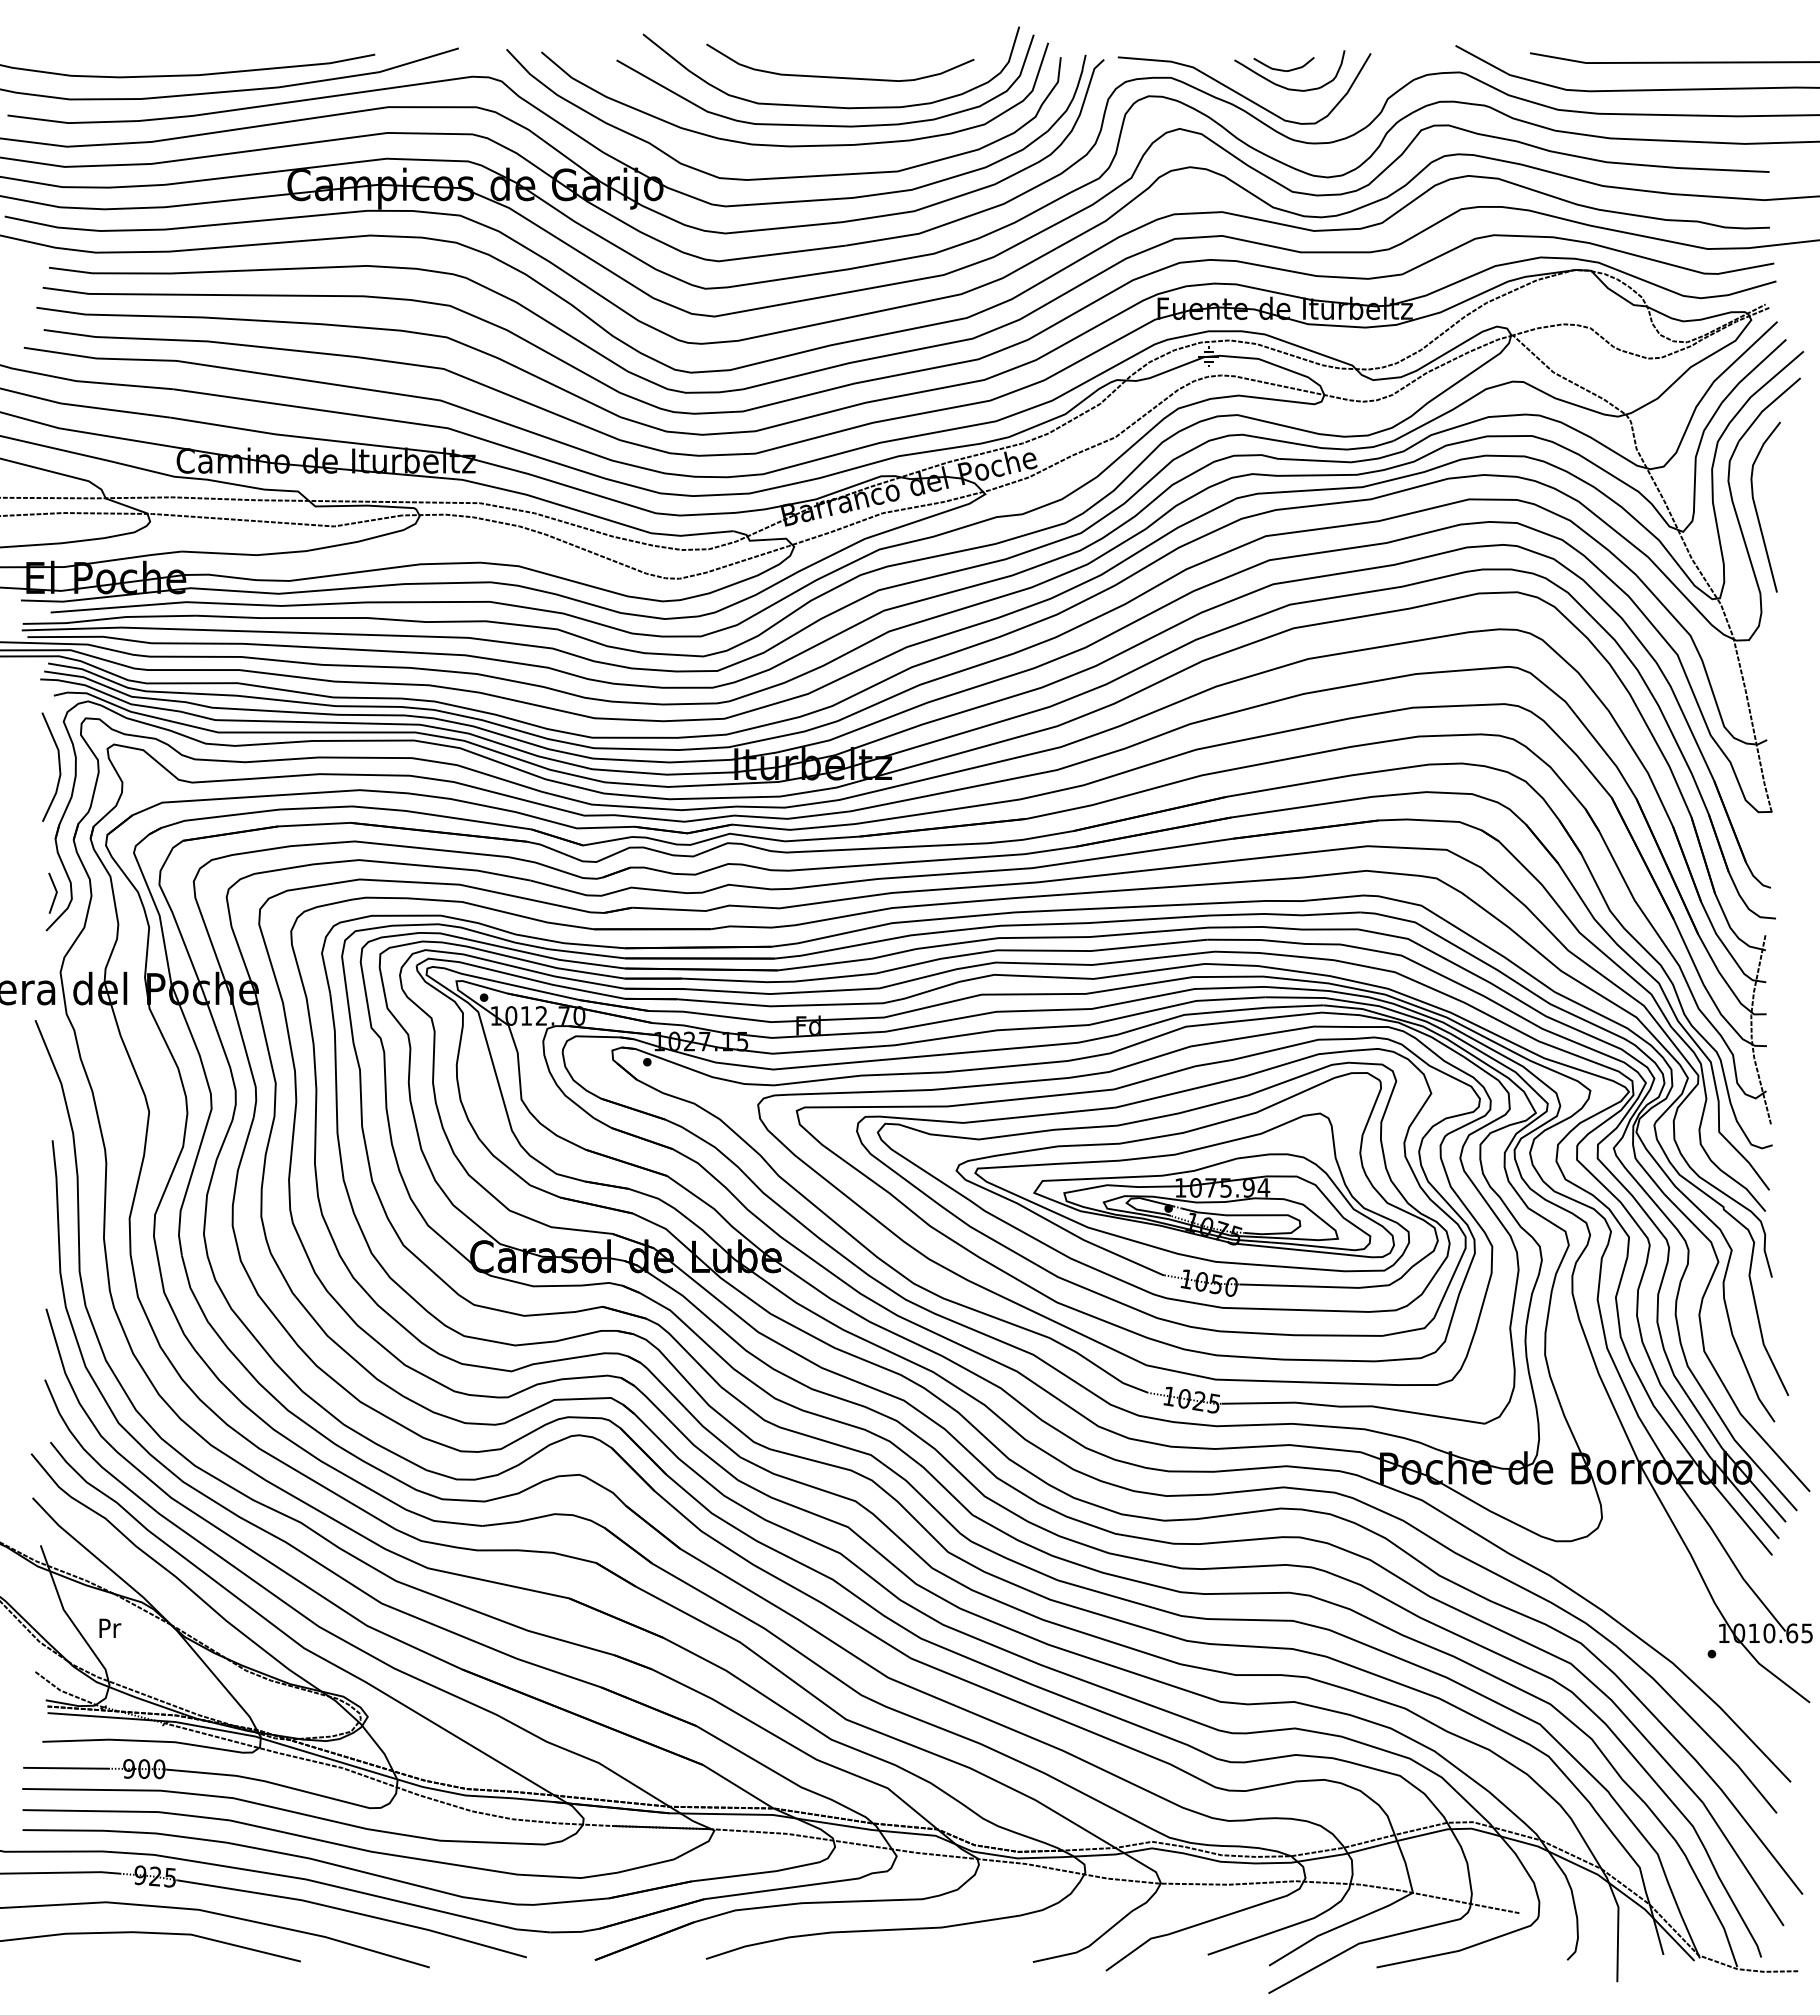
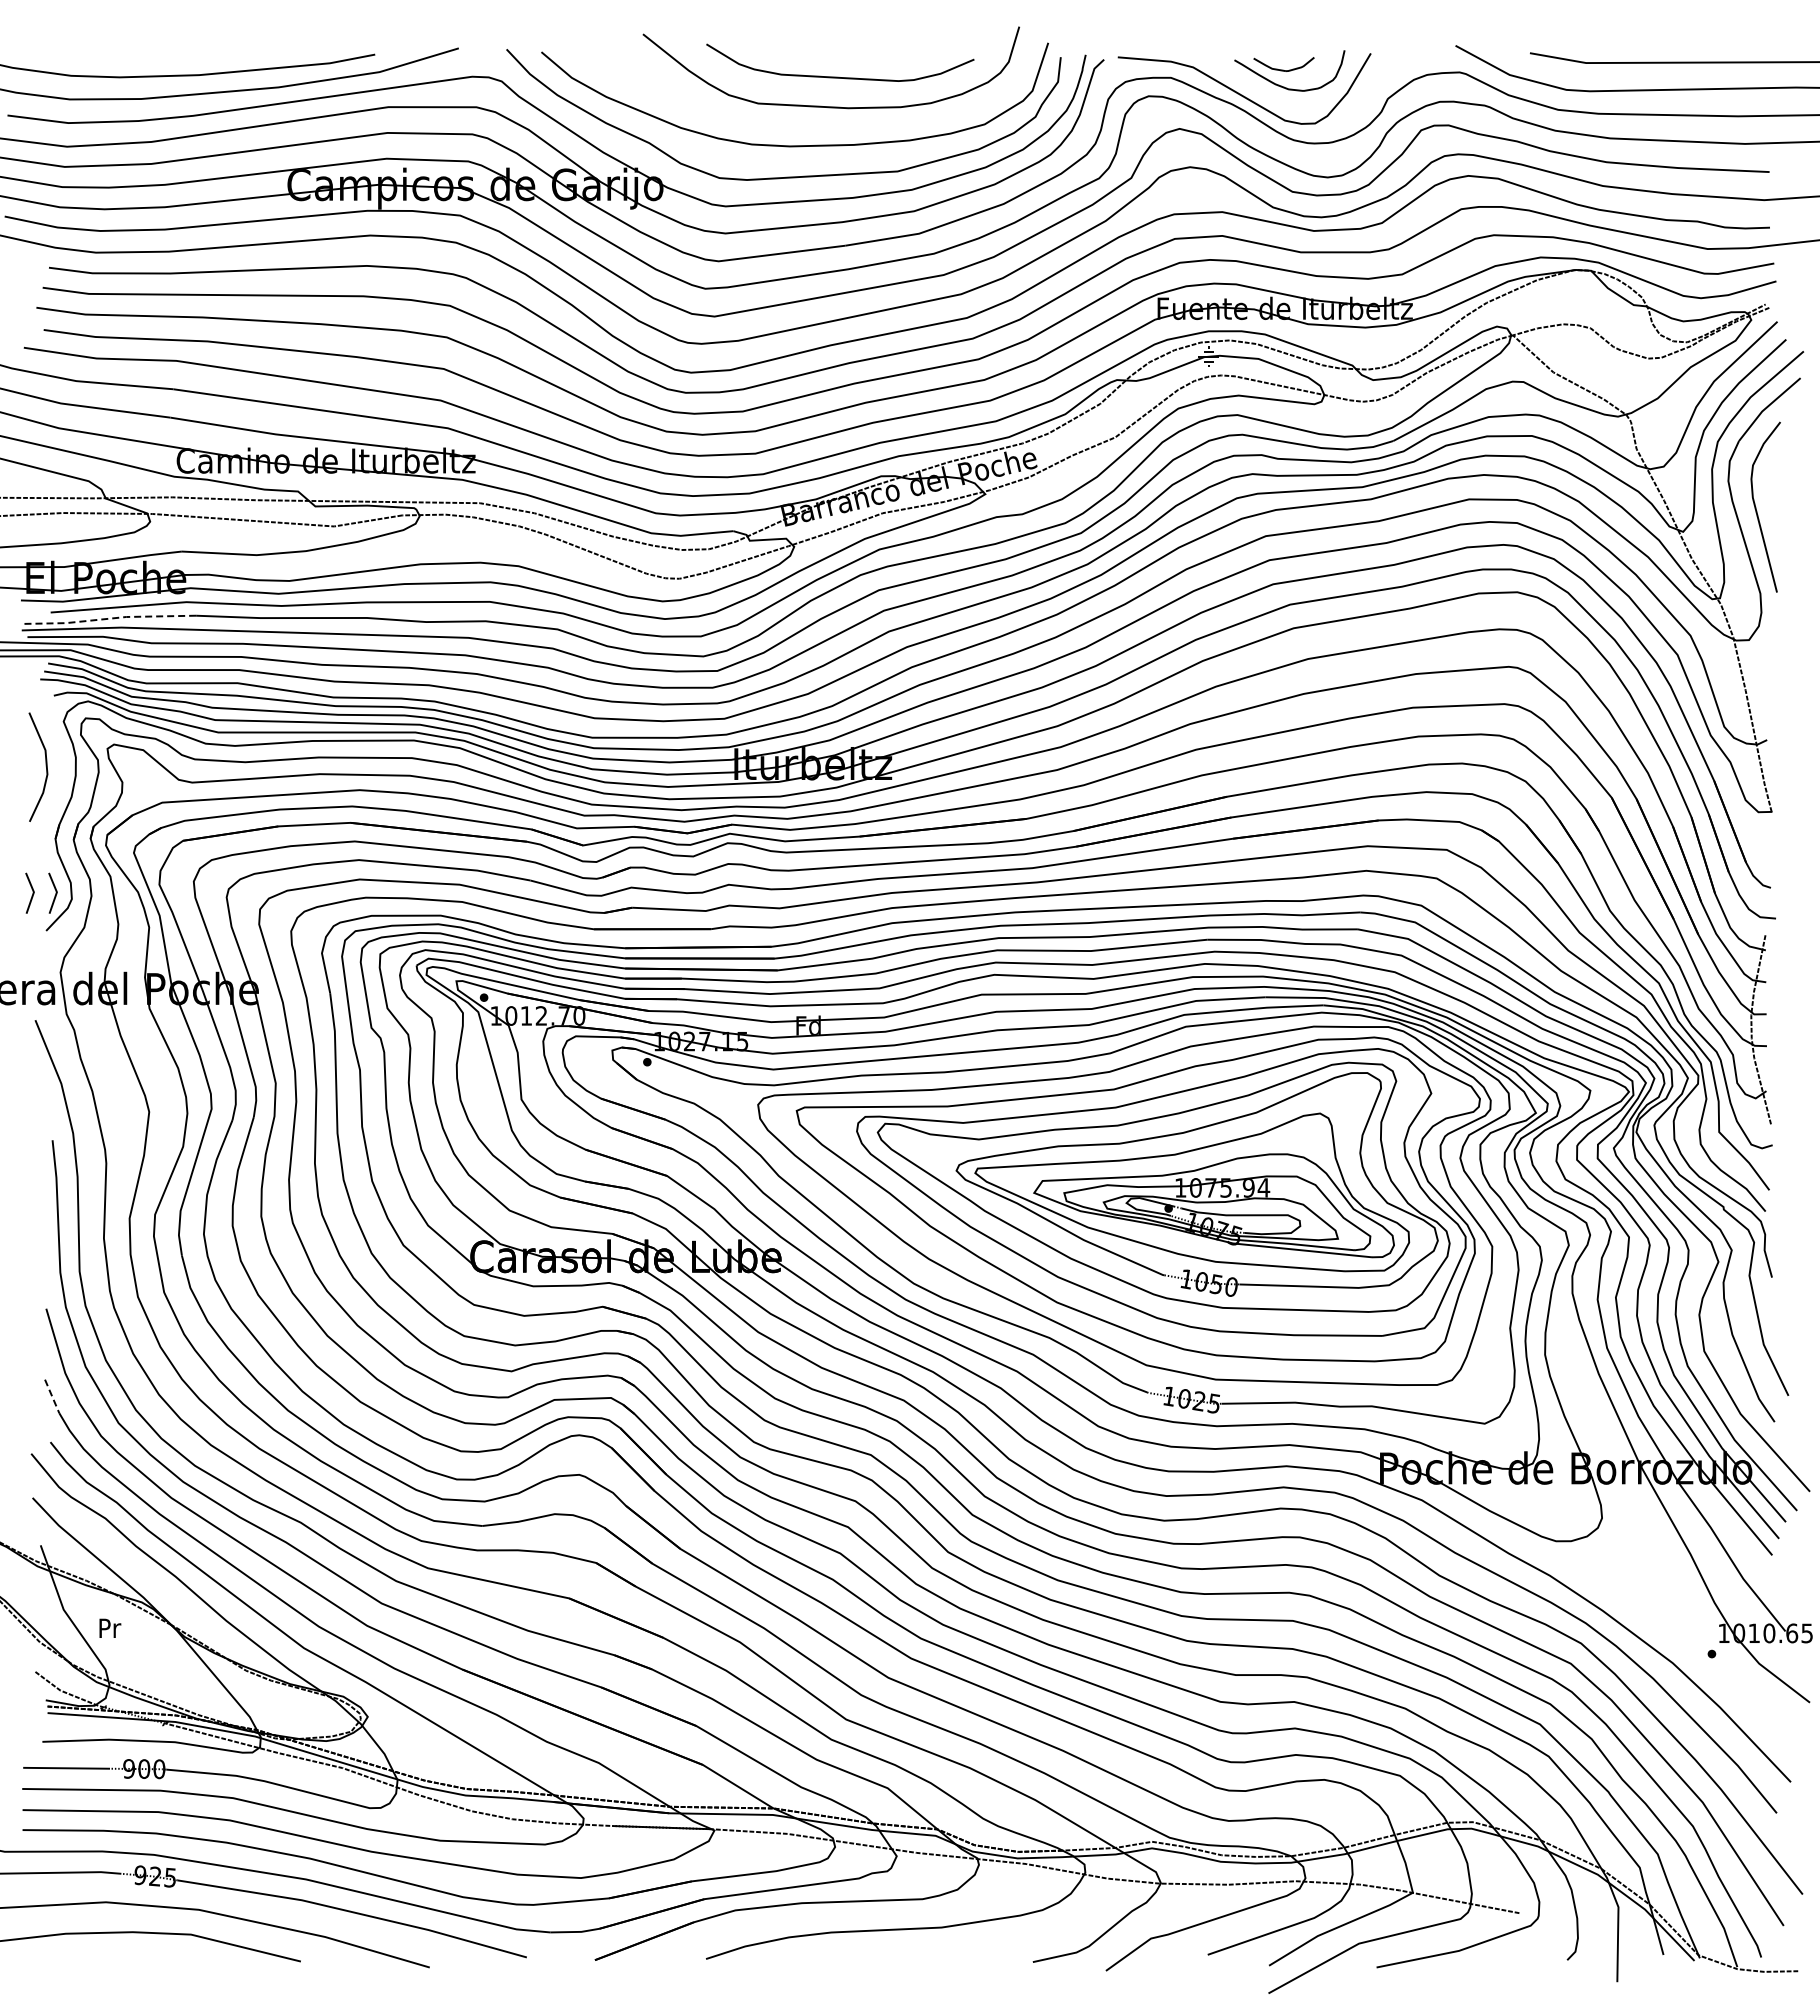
curve: present -> none (822, 124)
line: solid -> dashed (108, 618)
line position: (58, 766) -> (45, 766) (45, 766)
line: none -> present (32, 892)
line: solid -> dashed (52, 1396)
